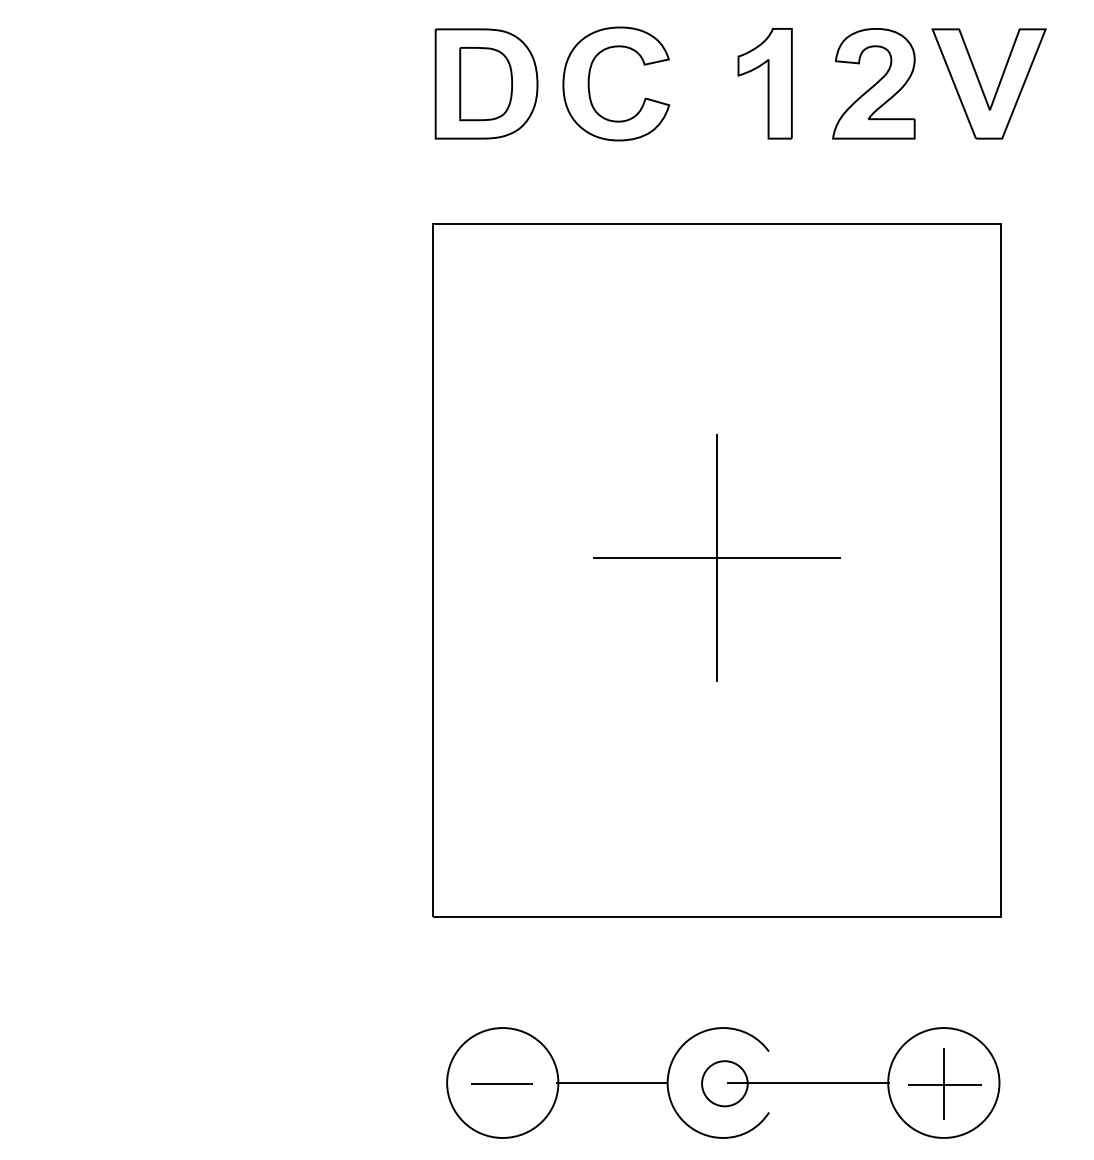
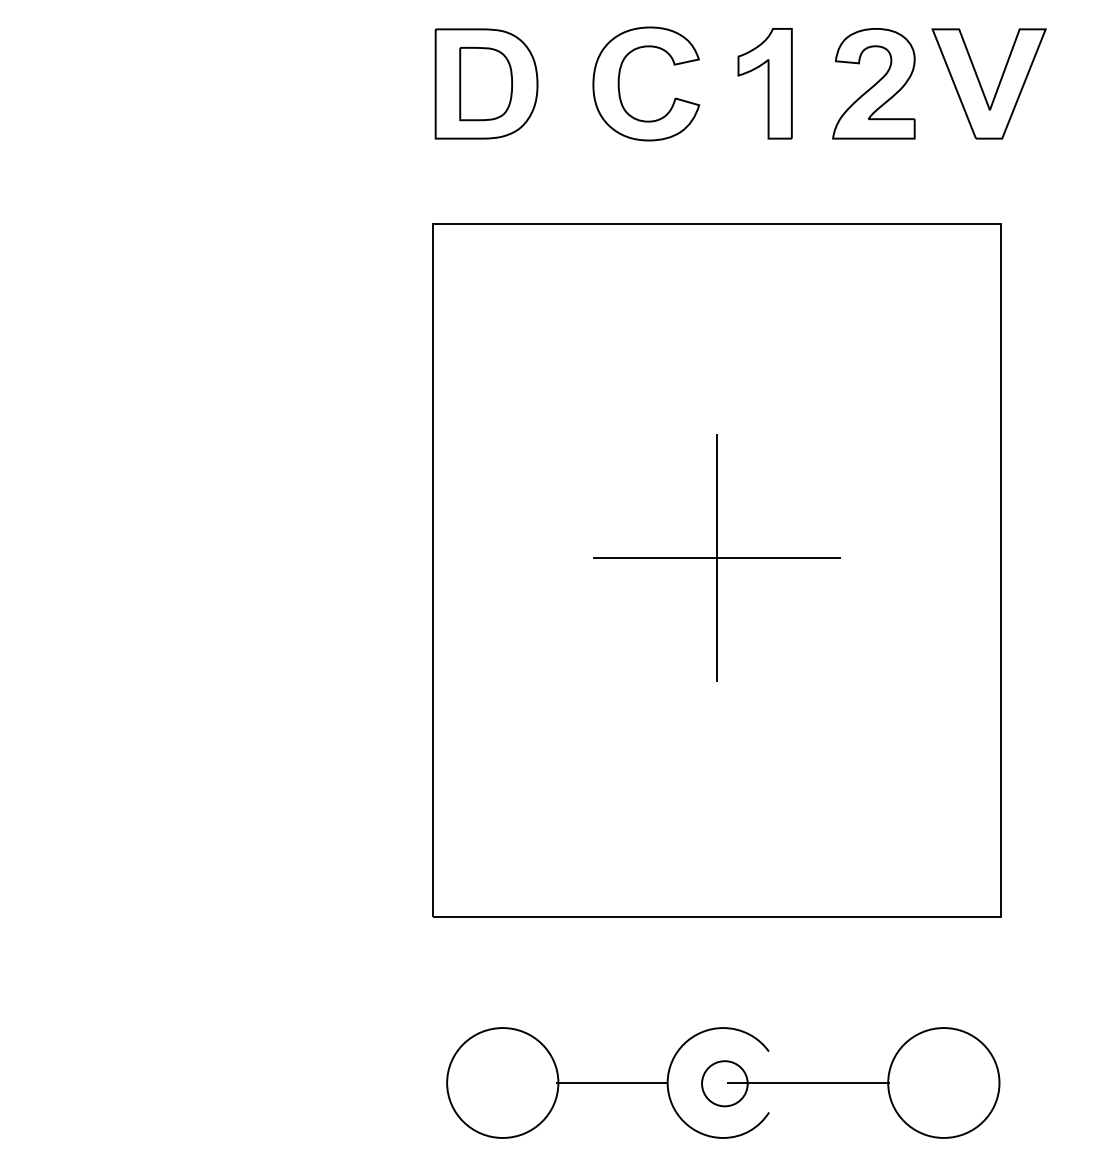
part position: (589, 83) -> (619, 83) (619, 83)
line: present -> none (501, 1083)
part: present -> none (944, 1083)
